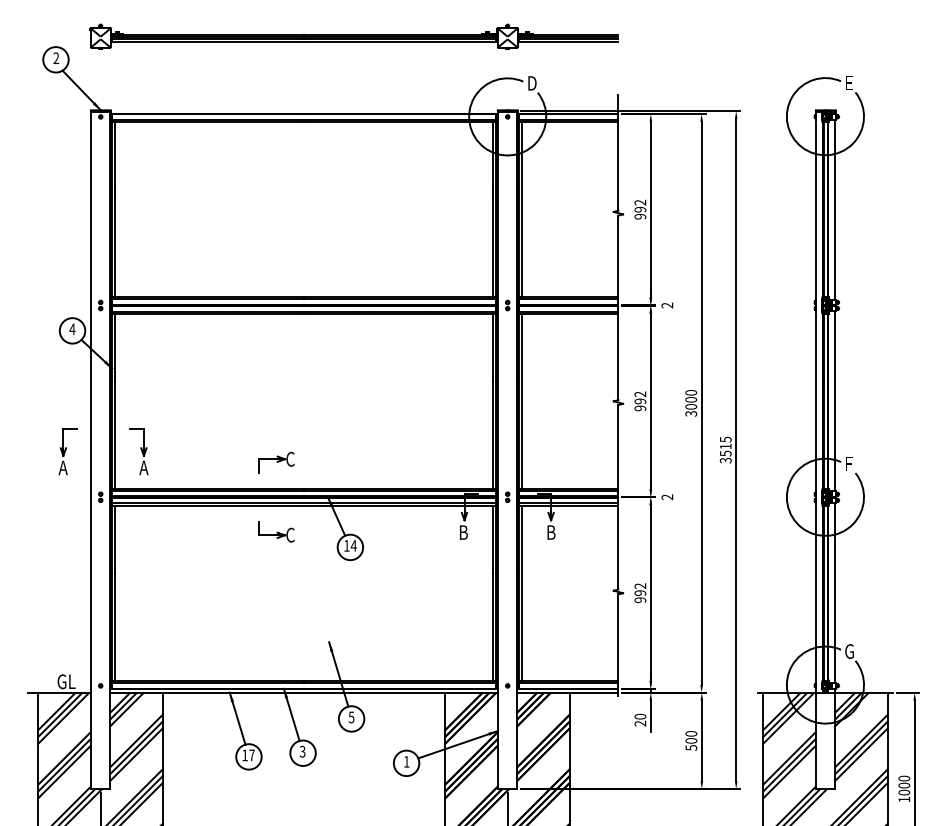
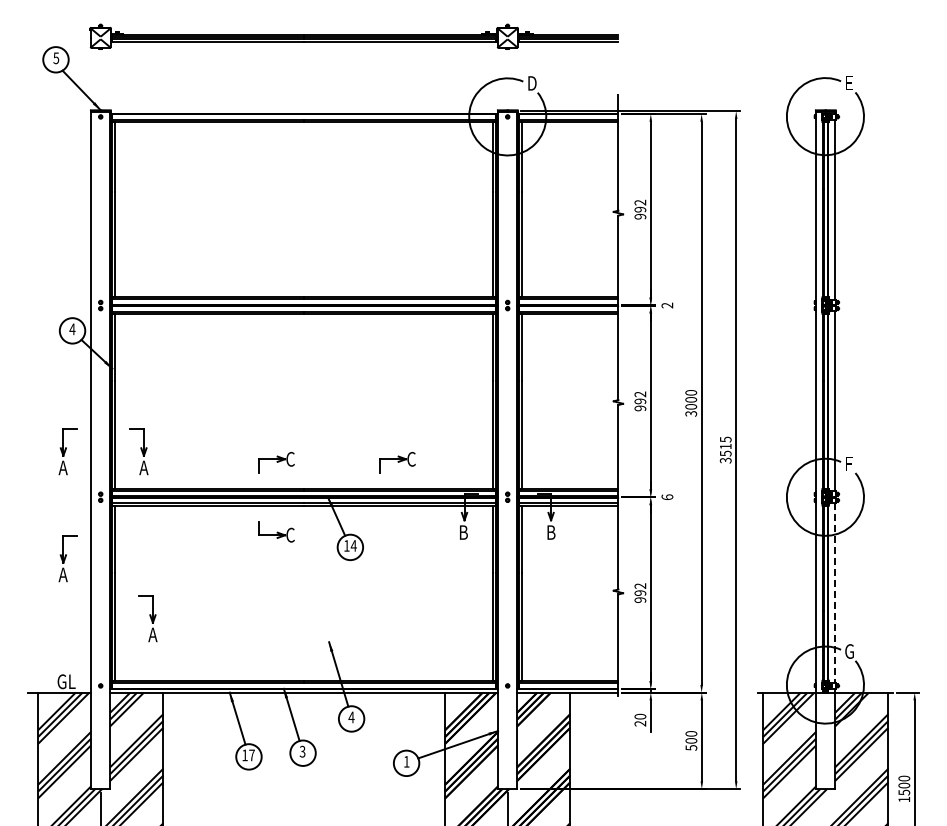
text: 2 -> 5 (56, 58)
part: none -> present (397, 462)
text: 2 -> 6 (667, 497)
part: none -> present (67, 558)
line: solid -> dashed (835, 593)
part: none -> present (147, 618)
text: 5 -> 4 (351, 717)
text: 1000 -> 1500 (904, 792)
